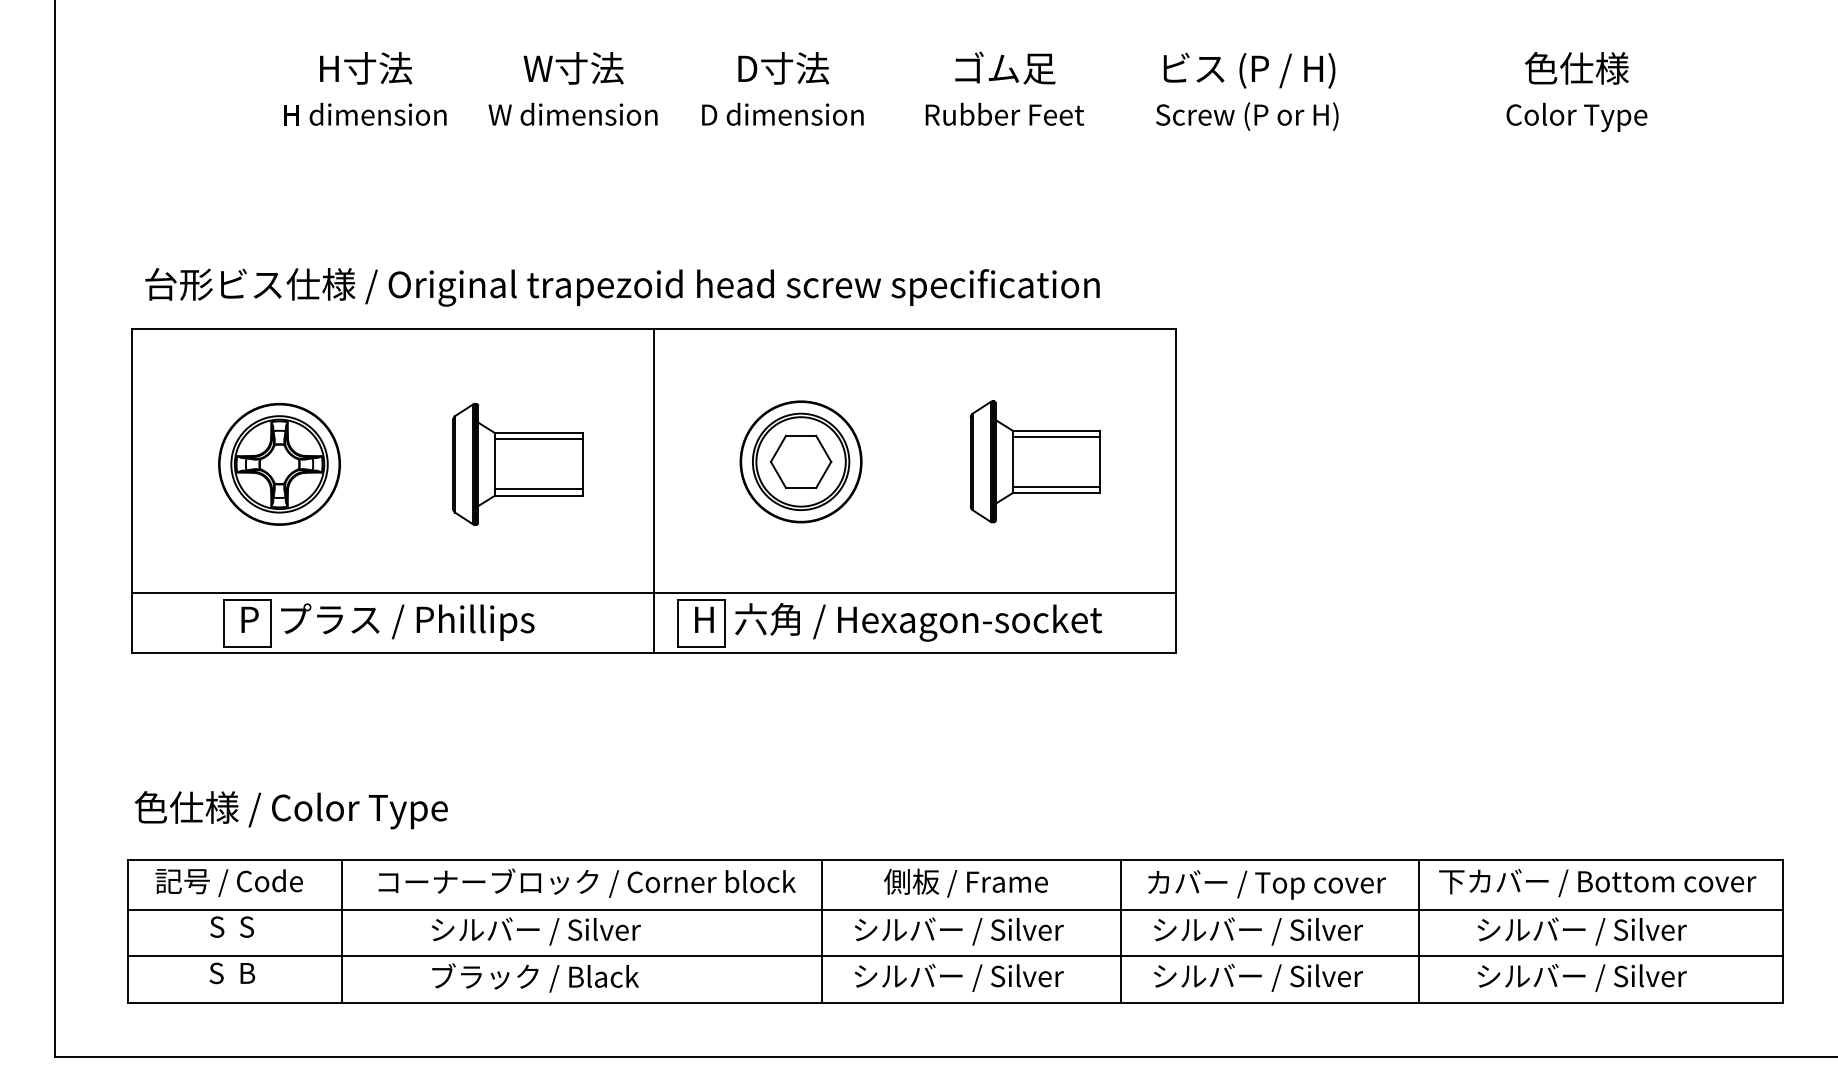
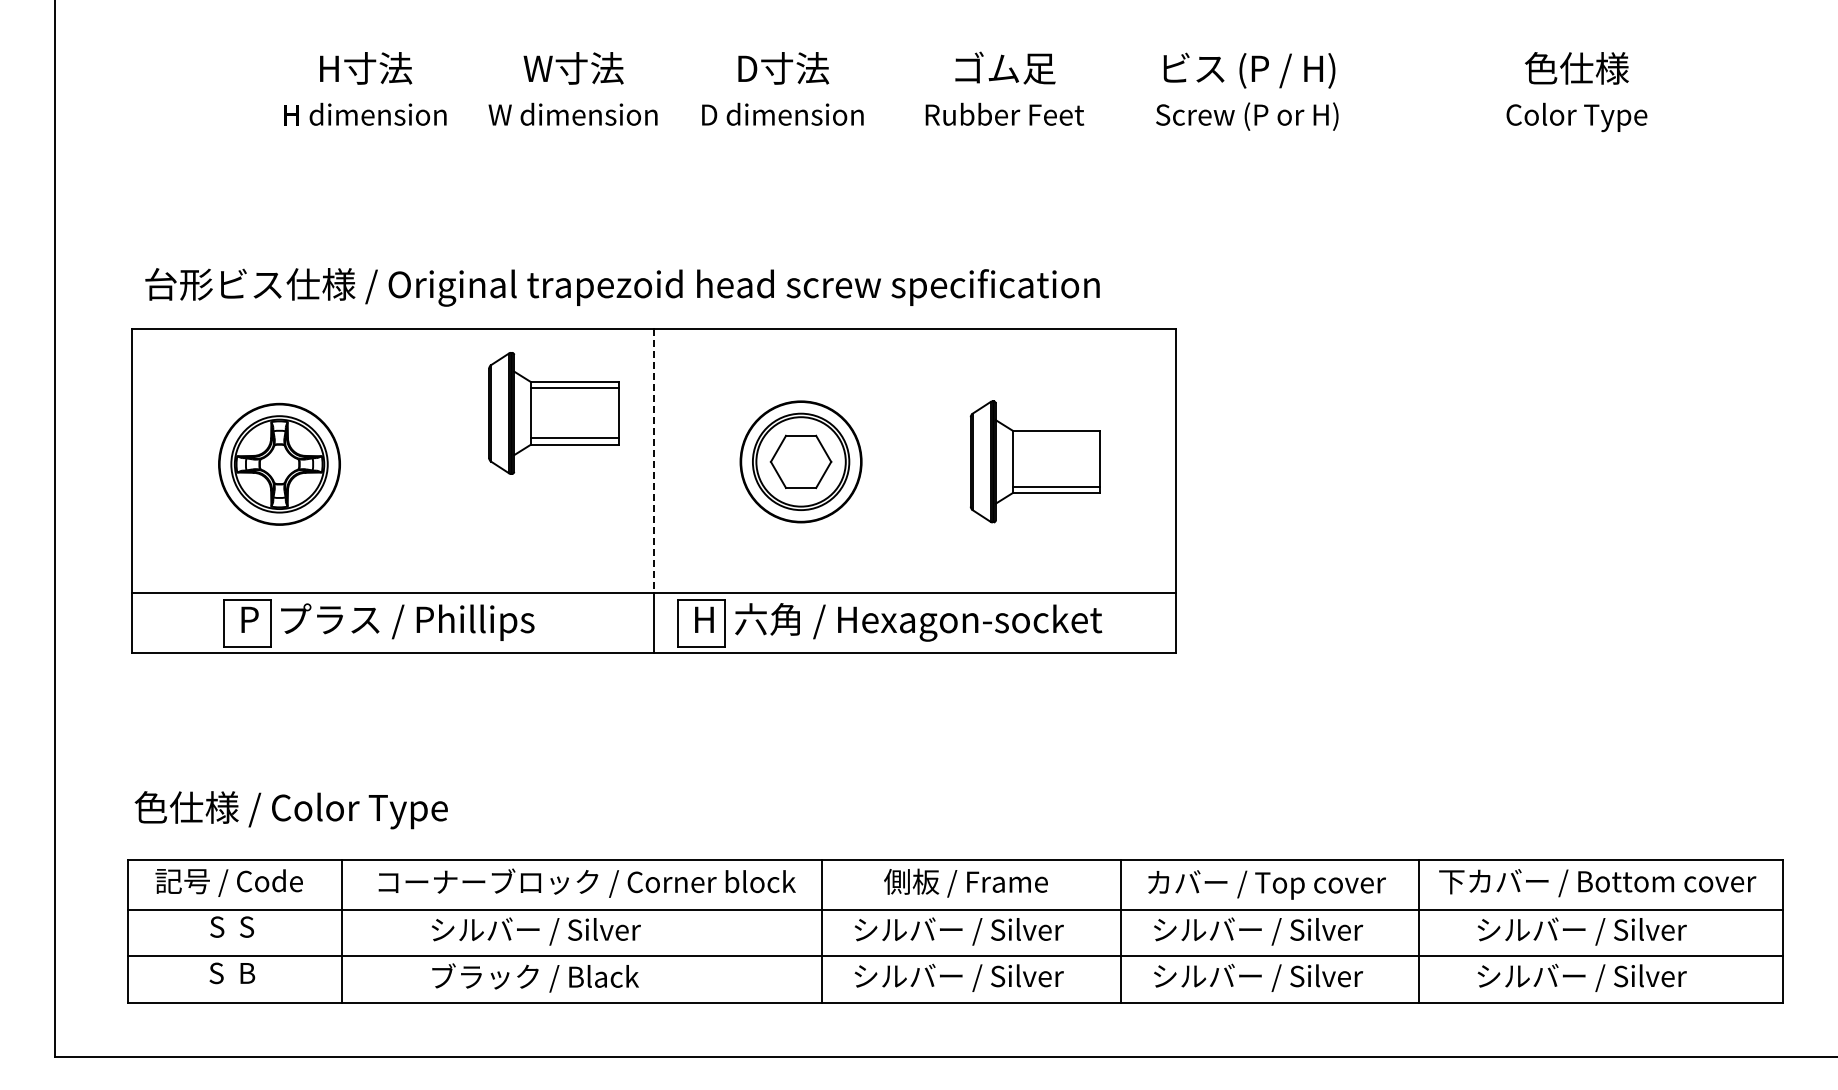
line: present -> none (1056, 436)
line: solid -> dashed (653, 461)
part position: (517, 464) -> (553, 413) (553, 413)
